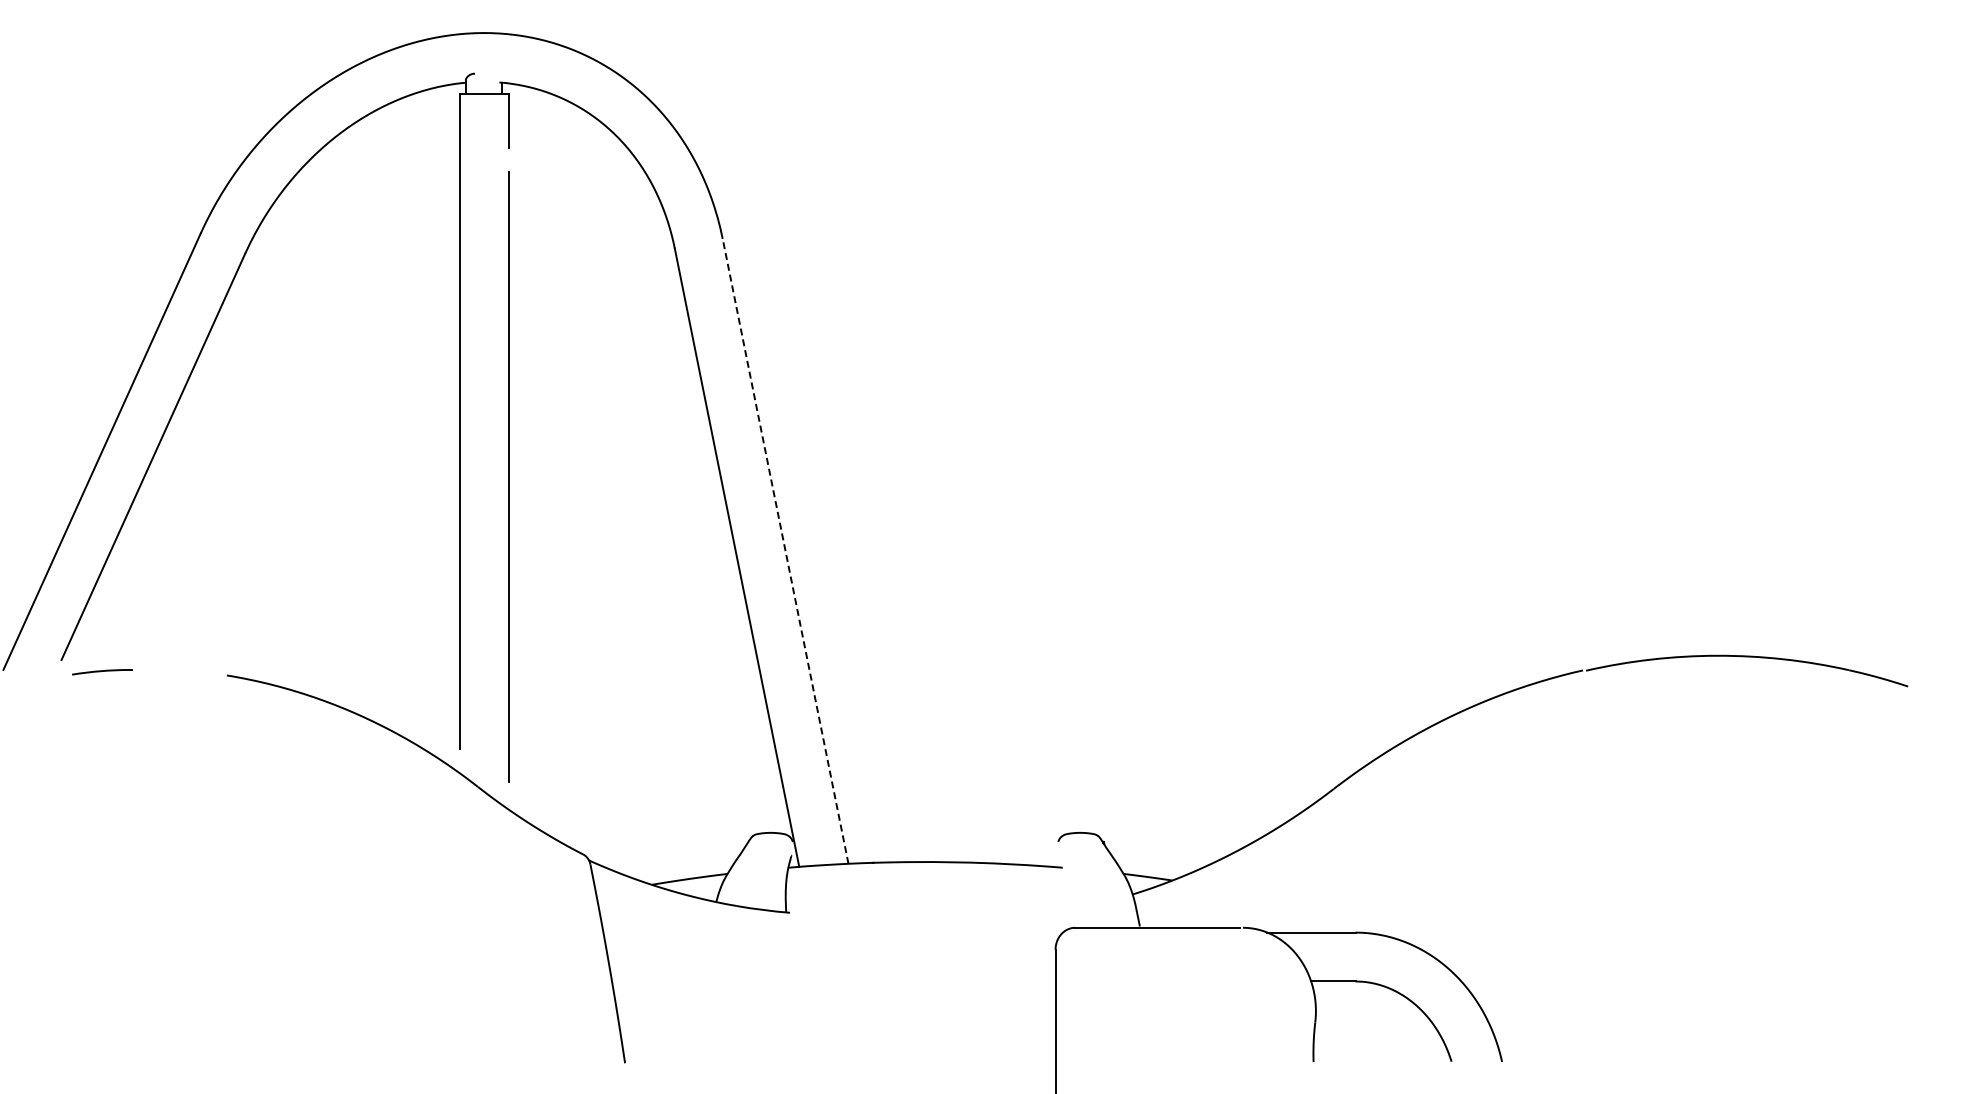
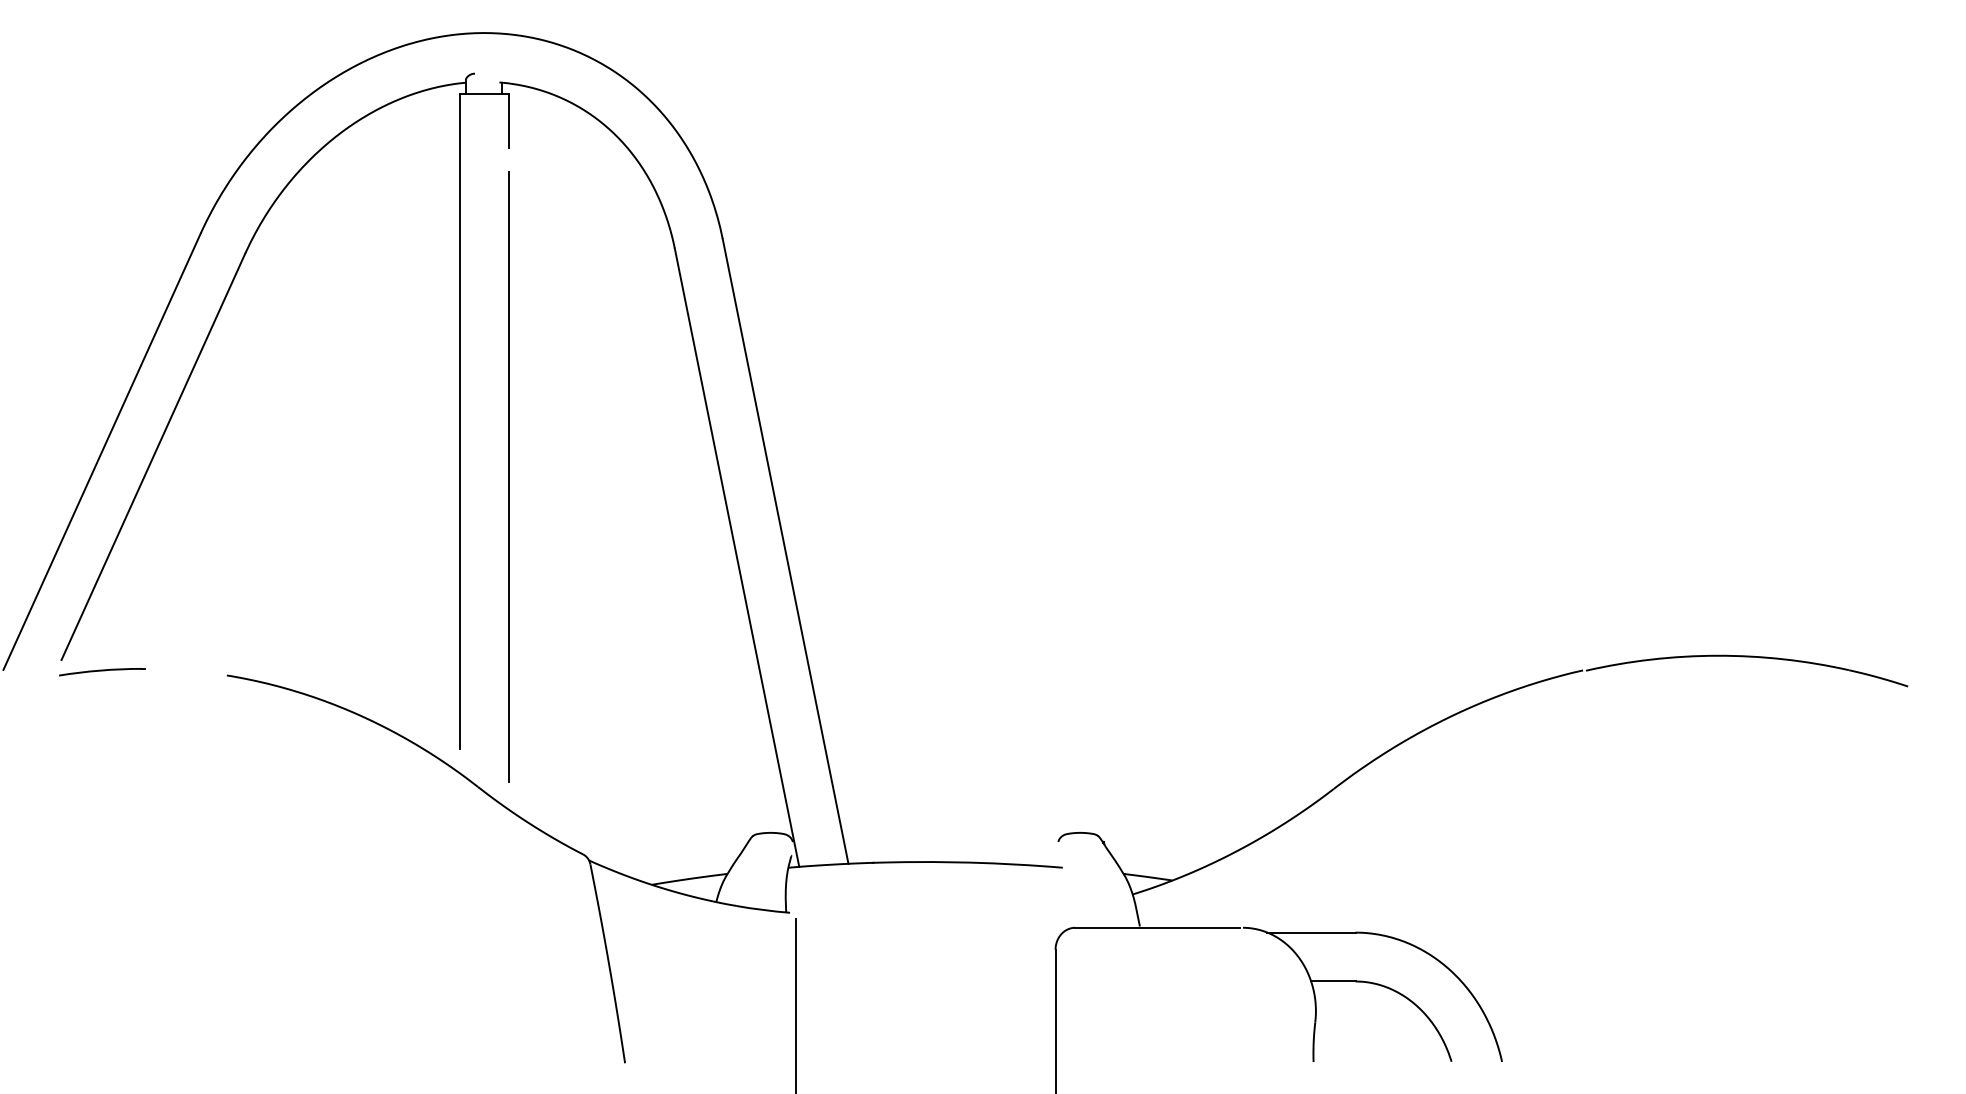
line: dashed -> solid (785, 551)
part size: 61x7 px -> 87x9 px (102, 672)
line: none -> present (795, 1004)
